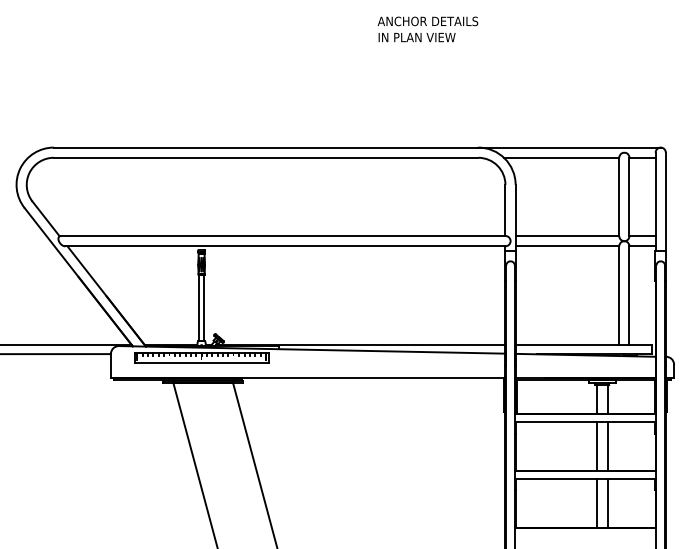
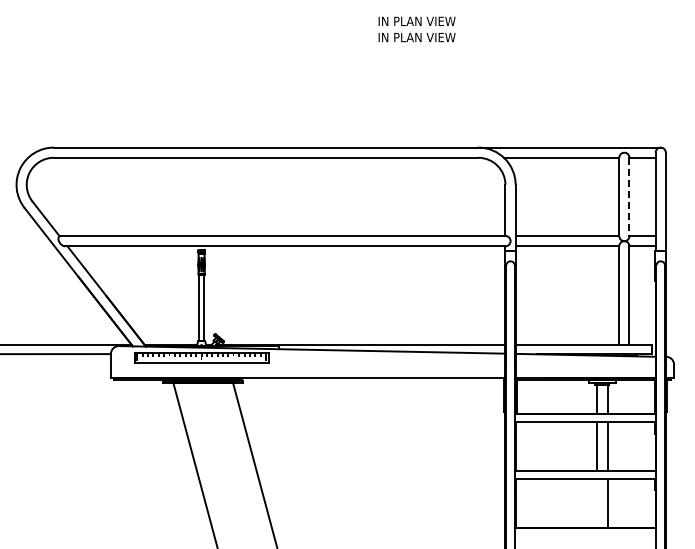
text: ANCHOR DETAILS -> IN PLAN VIEW (427, 21)
line: solid -> dashed (629, 197)
line: present -> none (597, 503)
